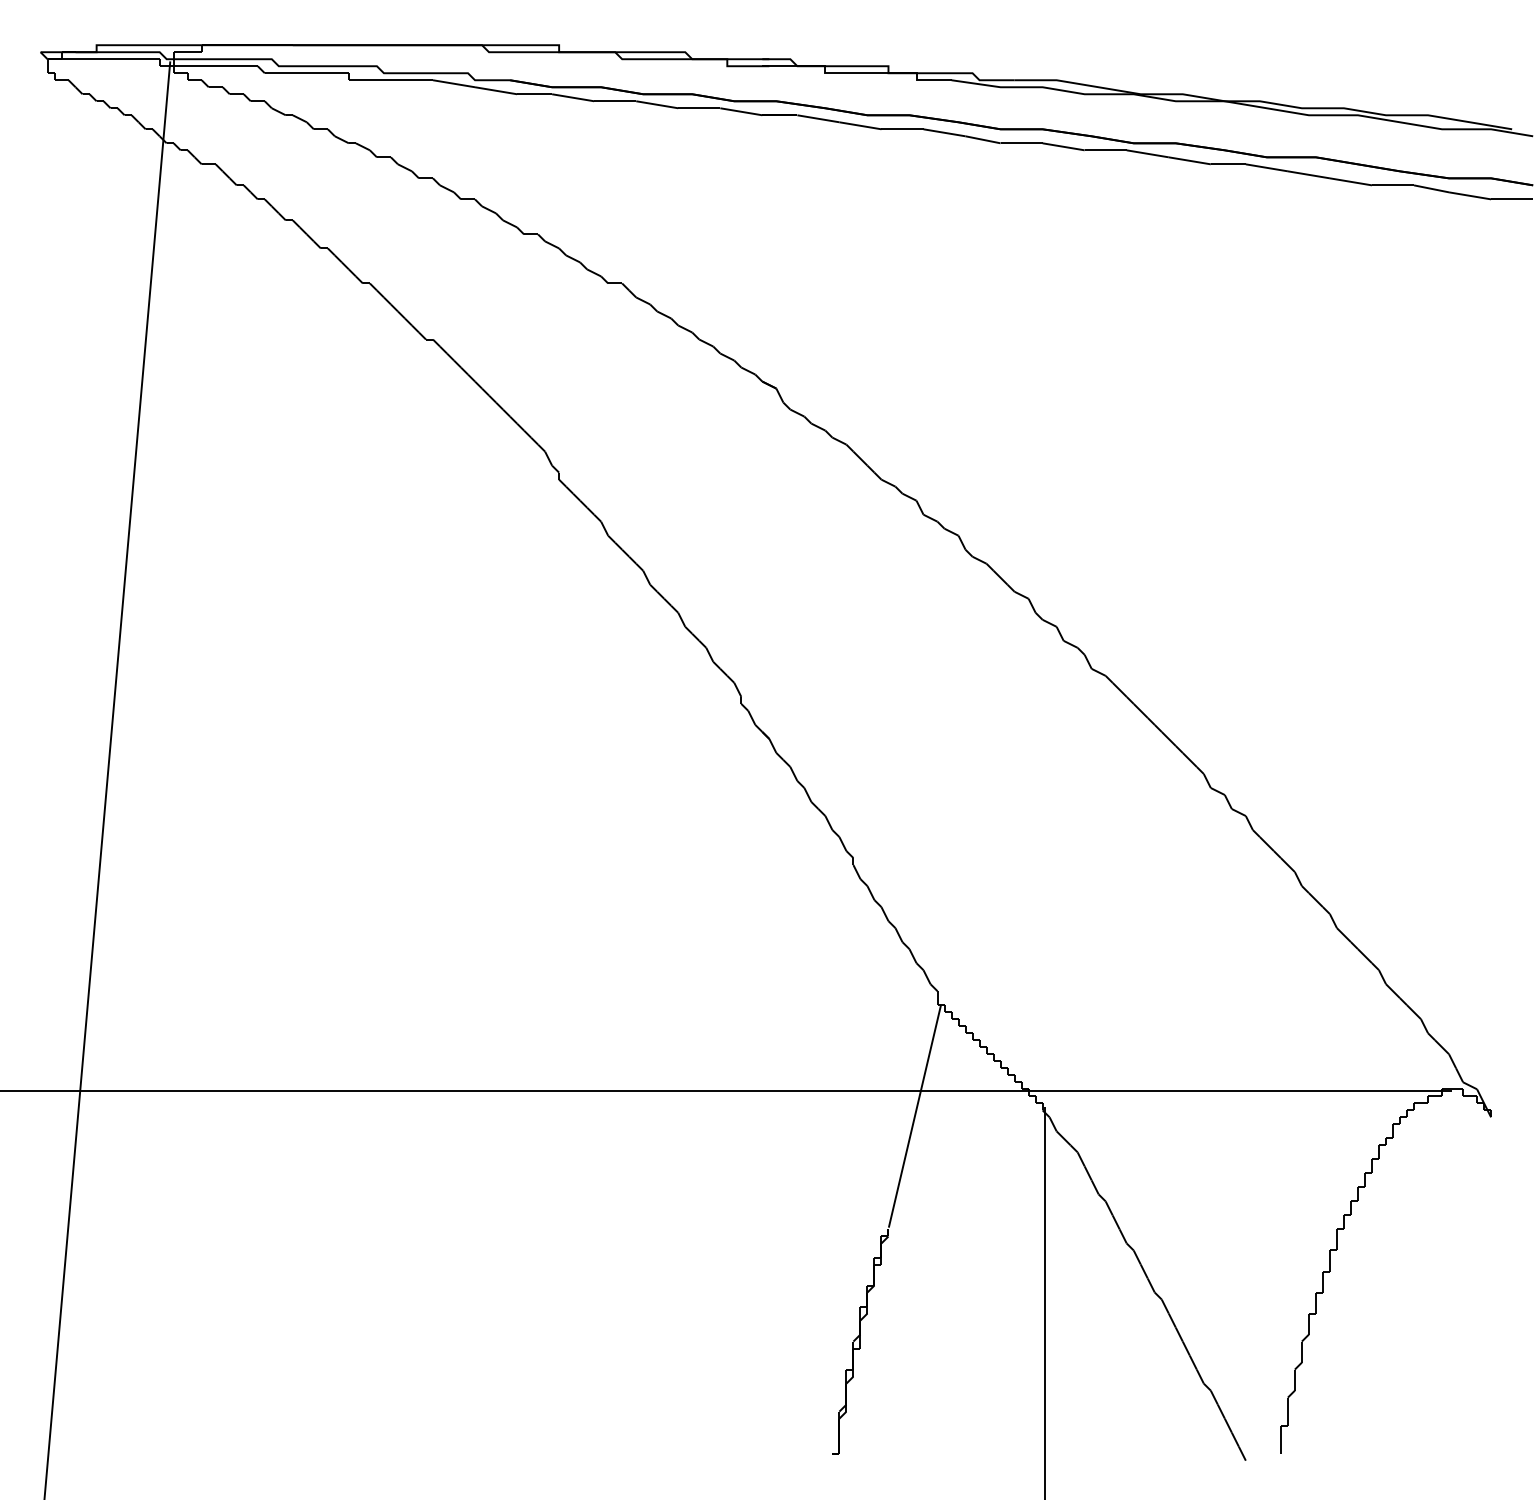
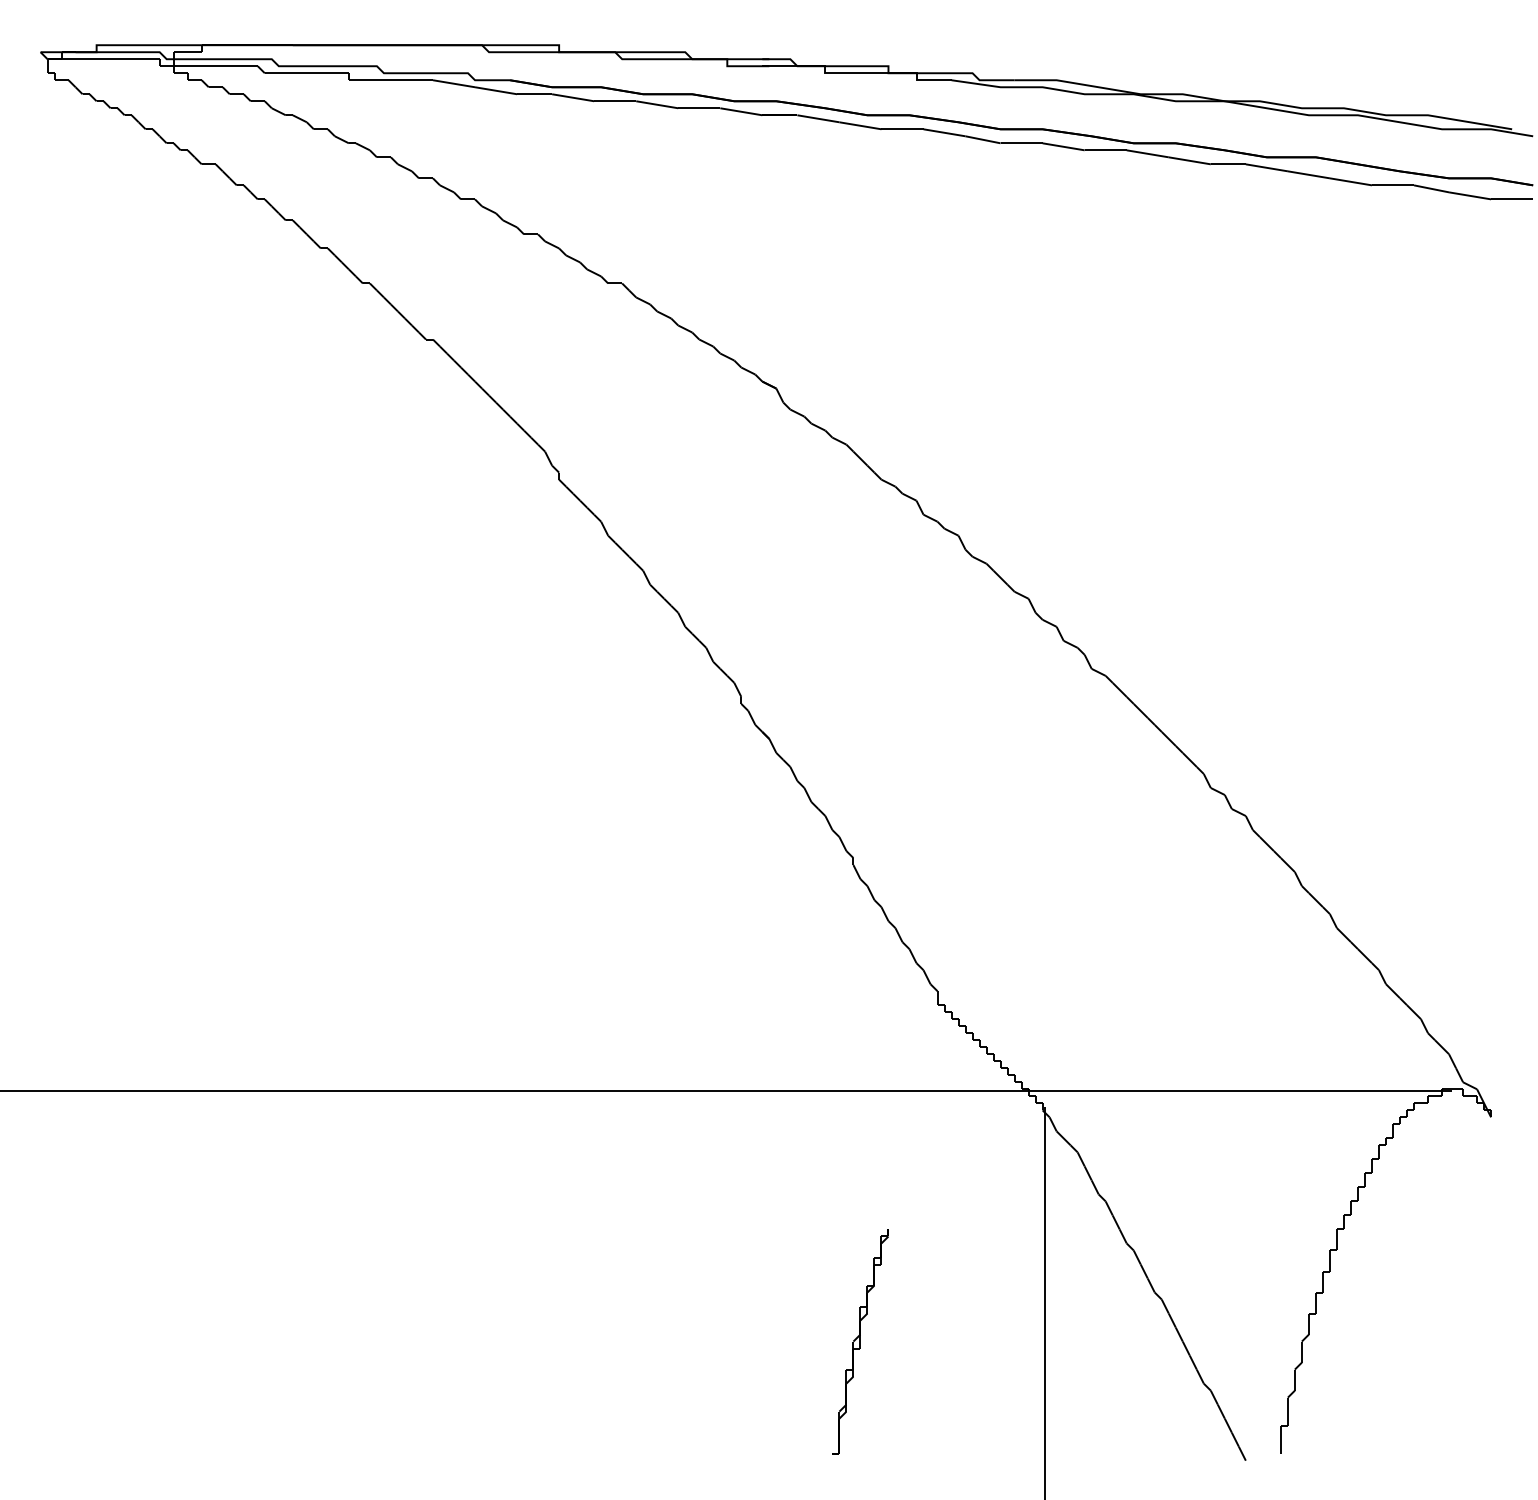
line: present -> none (107, 778)
line: present -> none (914, 1116)
